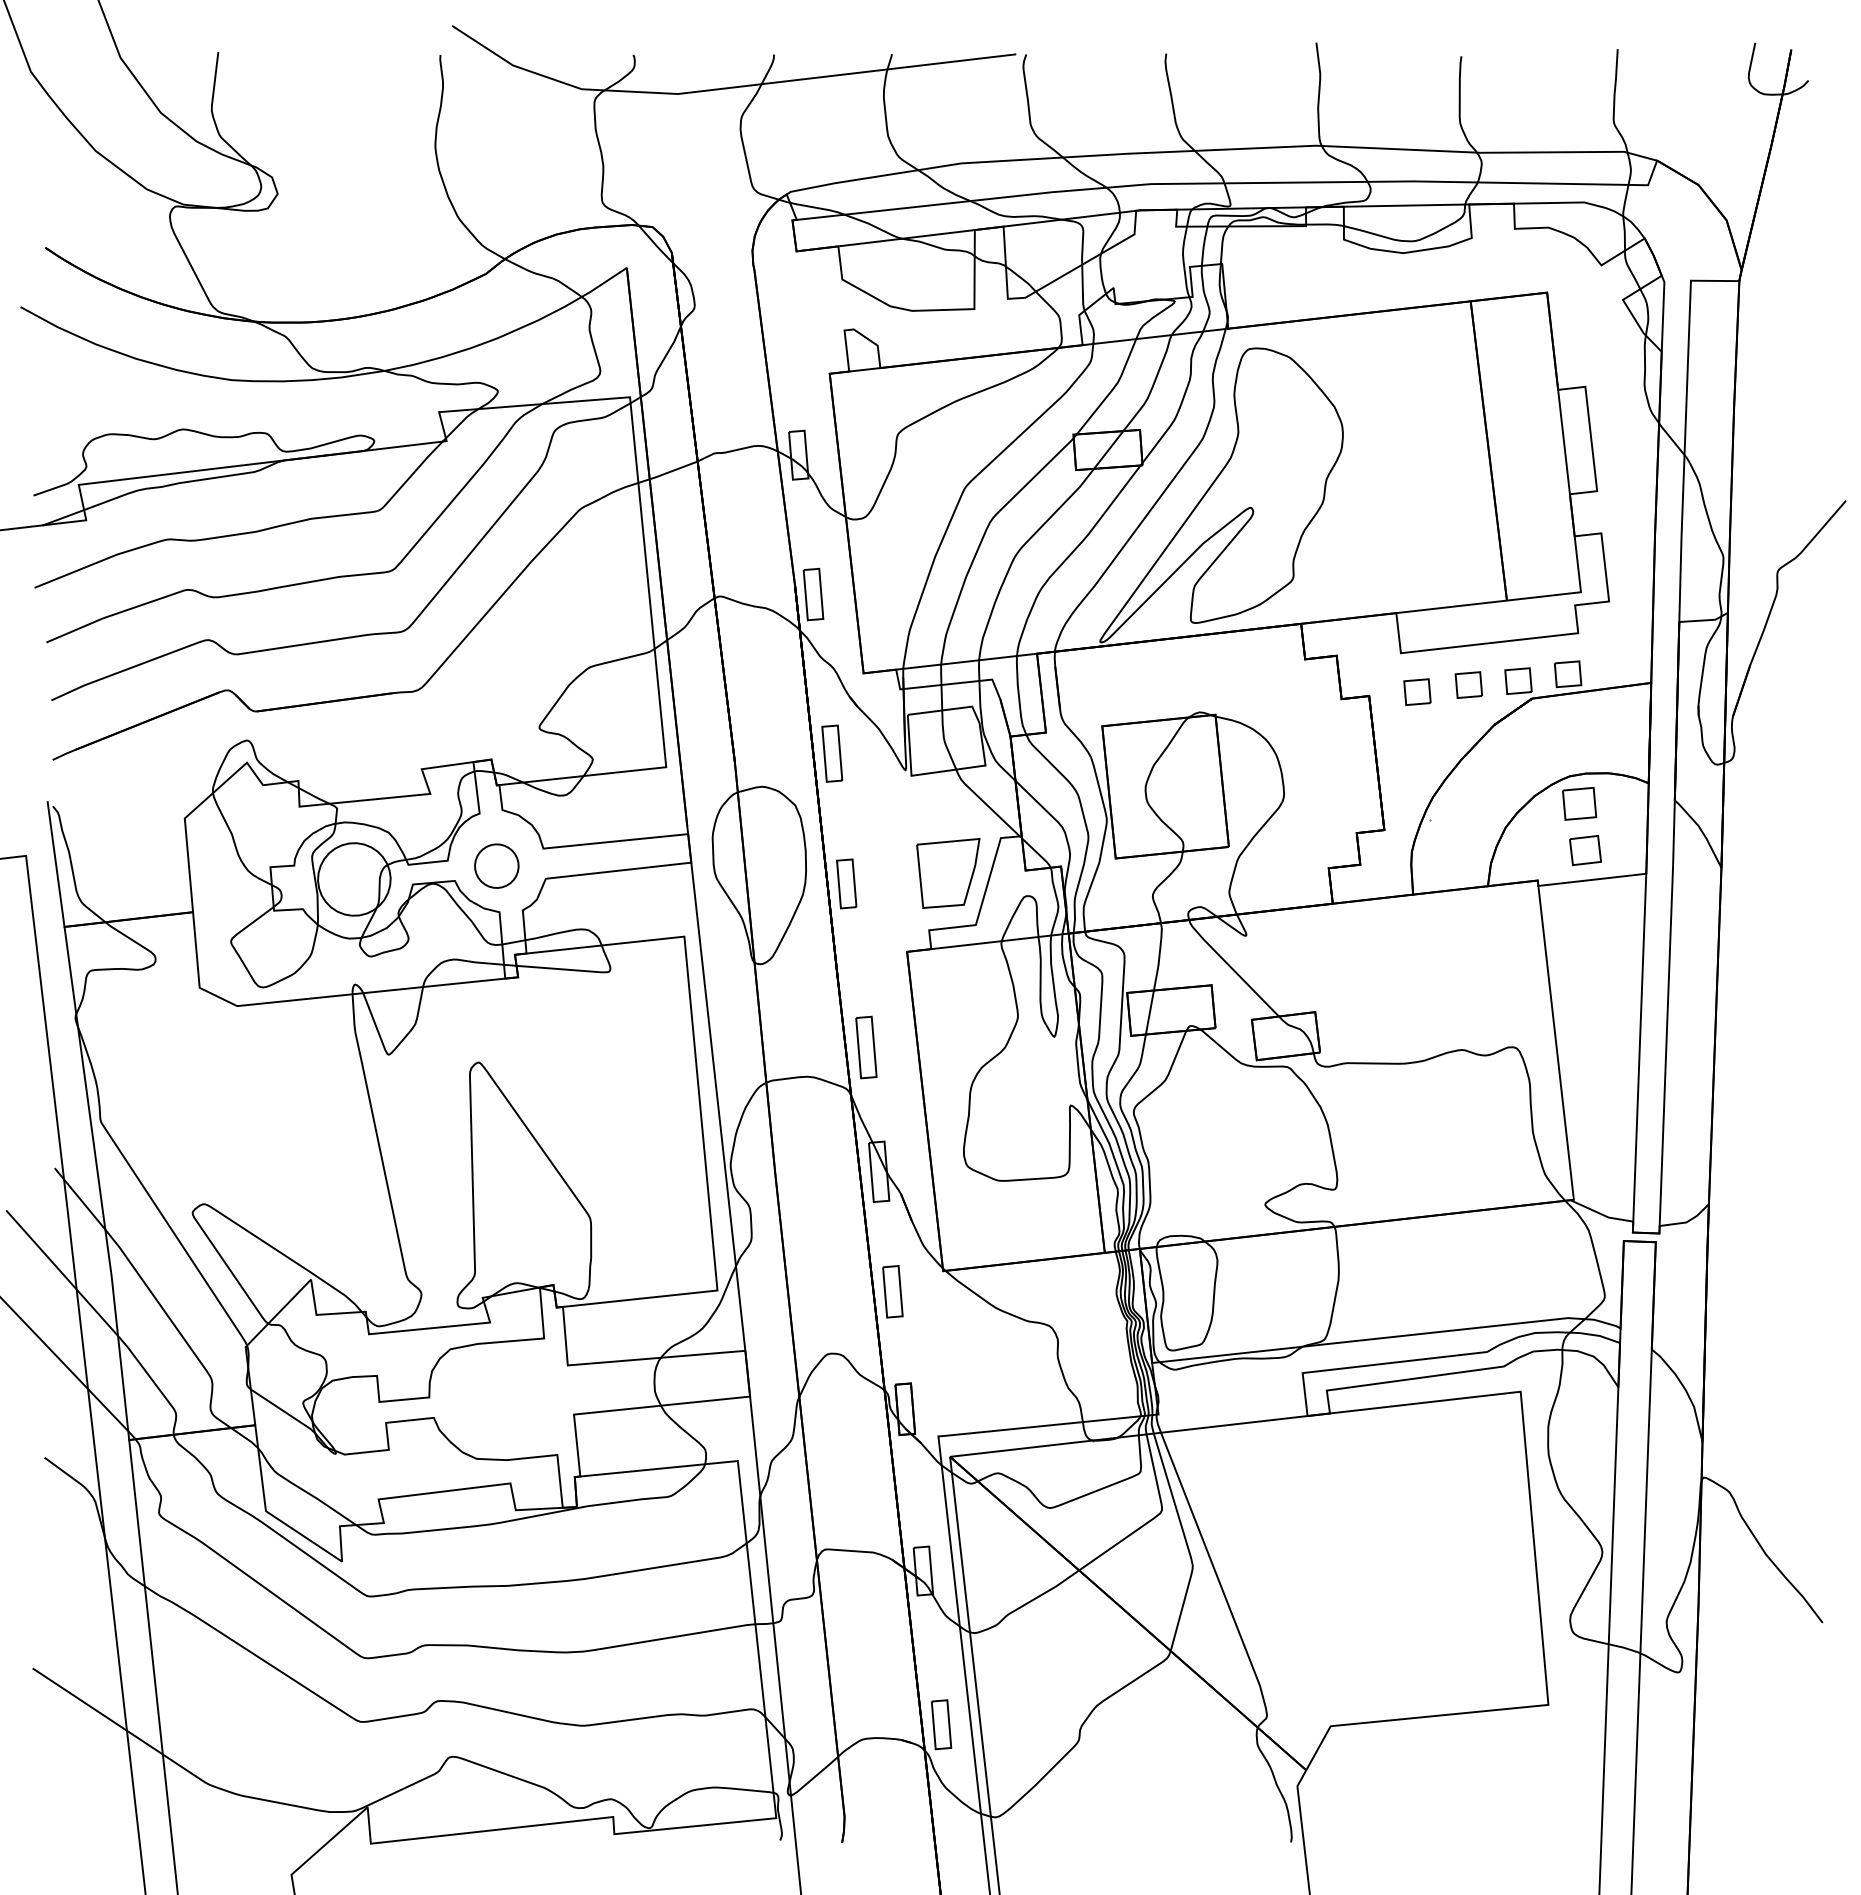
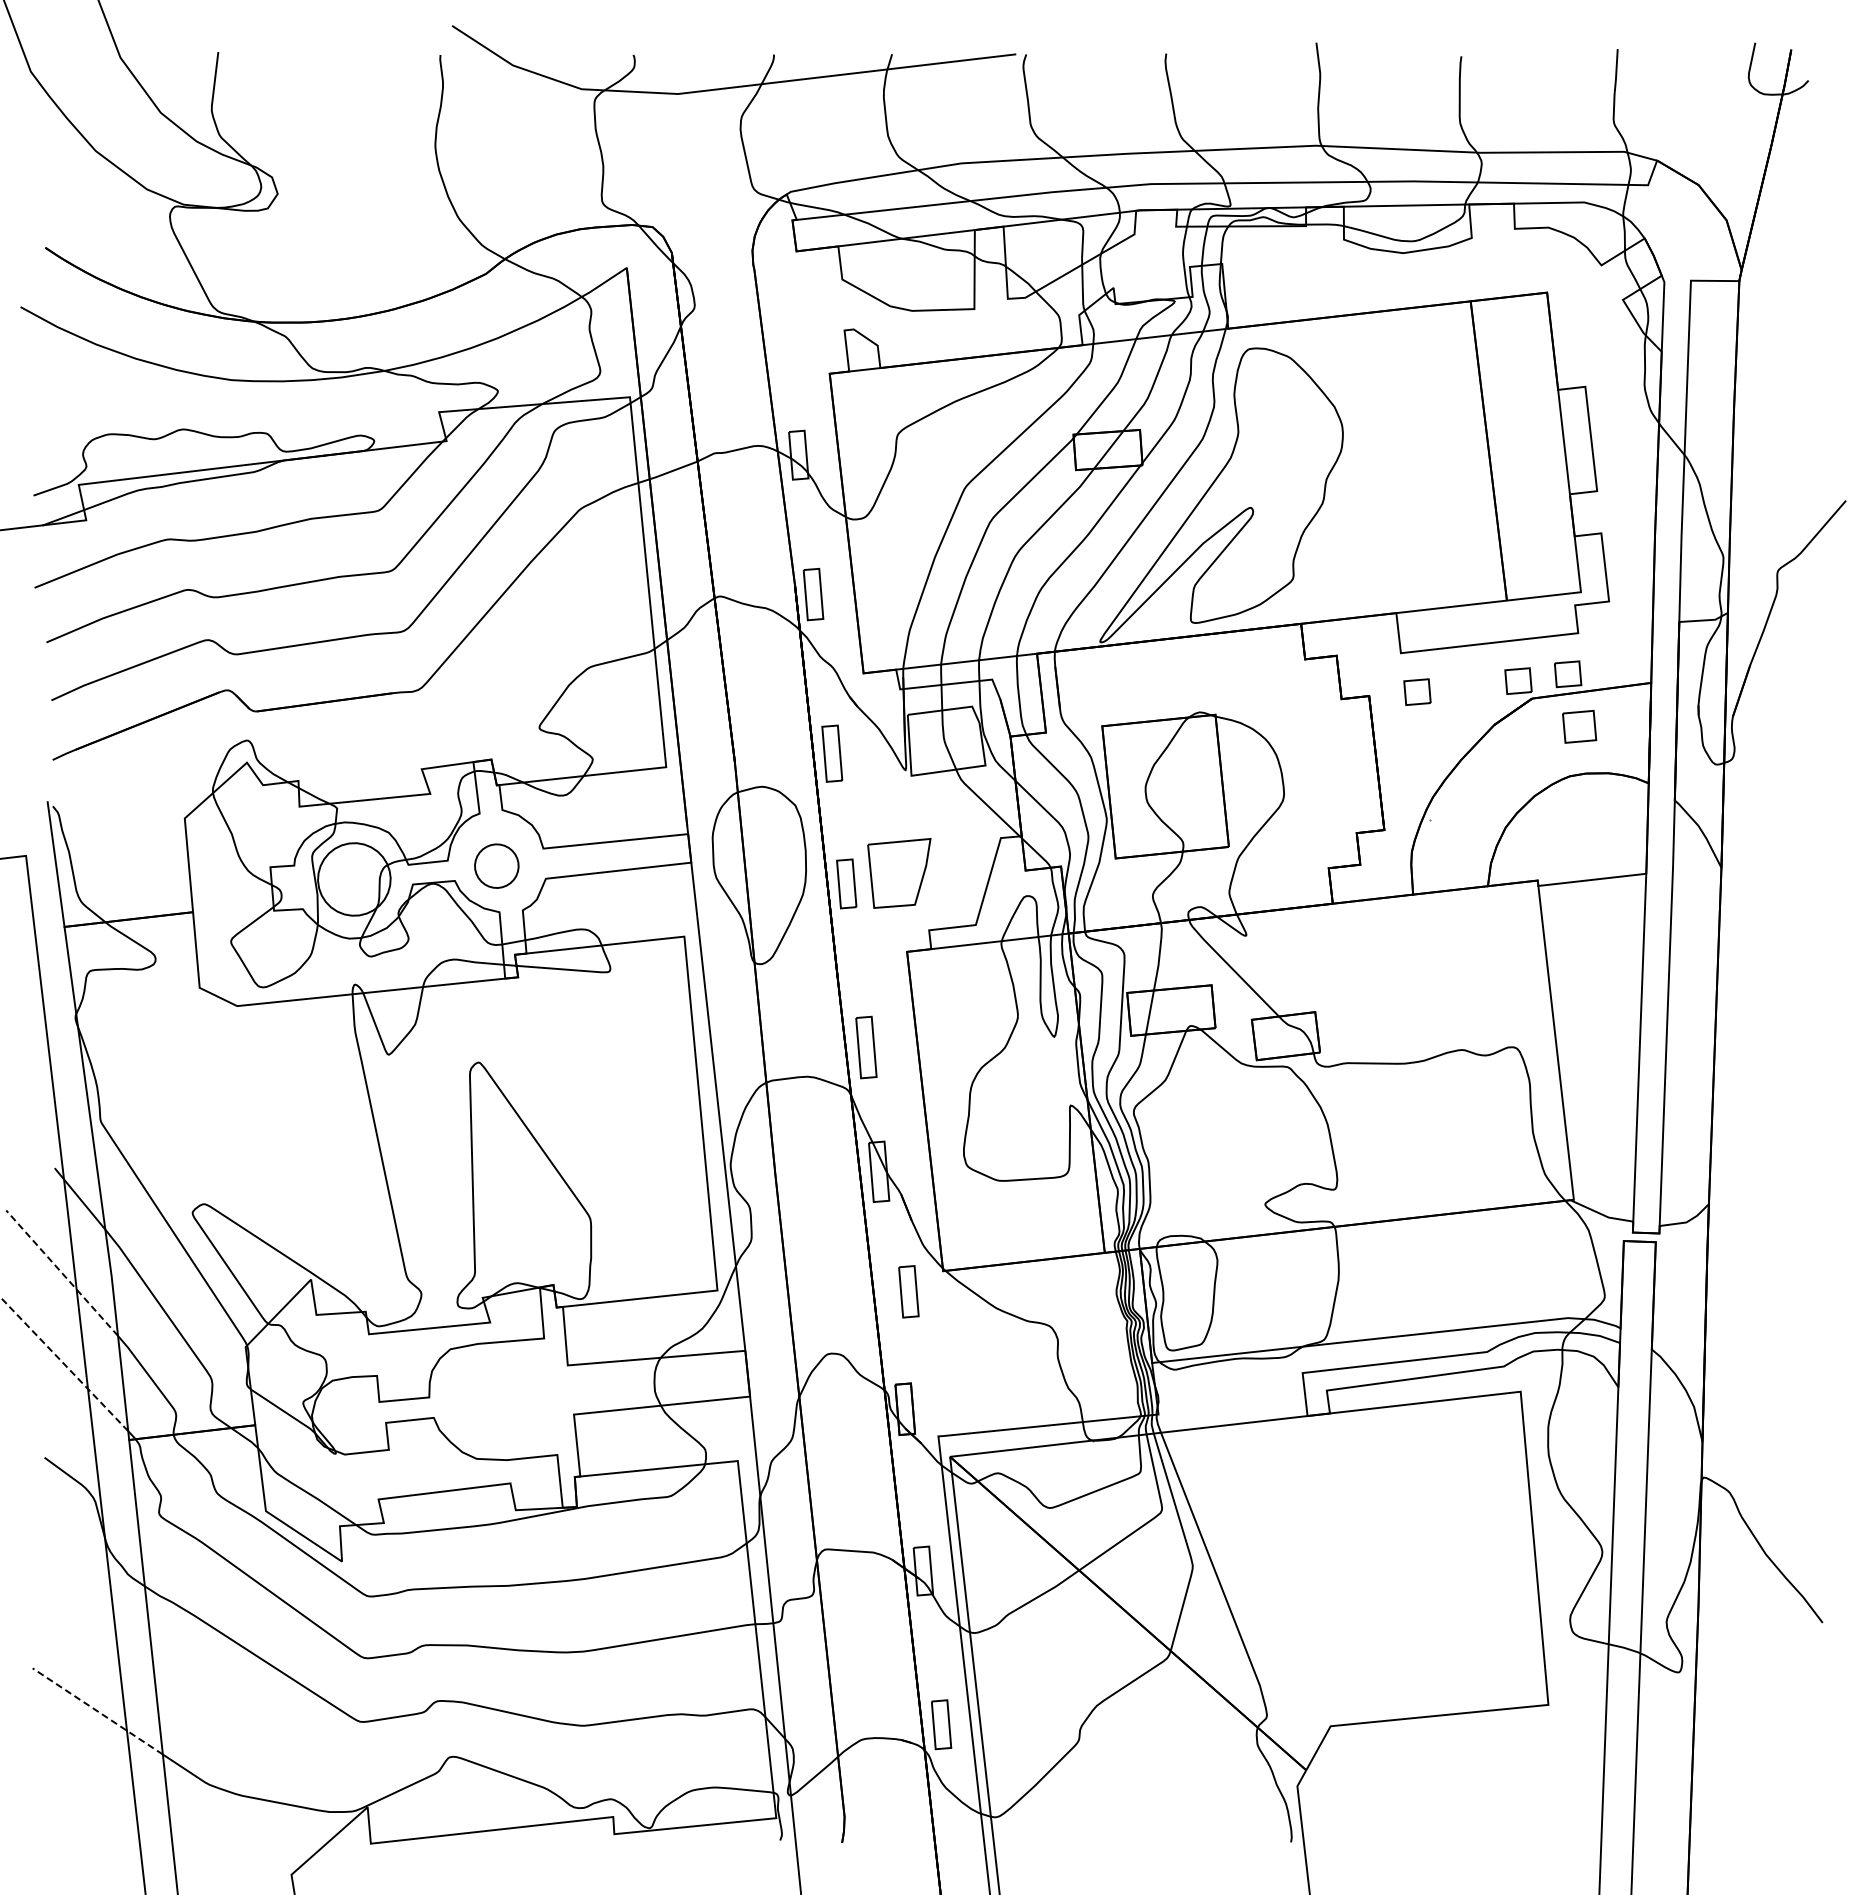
part: present -> none (1468, 684)
part position: (1579, 803) -> (1579, 726) (1579, 726)
part: present -> none (1585, 850)
part position: (948, 873) -> (899, 873) (899, 873)
line: solid -> dashed (61, 1272)
part position: (892, 1291) -> (908, 1291) (908, 1291)
line: solid -> dashed (64, 1363)
line: solid -> dashed (97, 1711)
